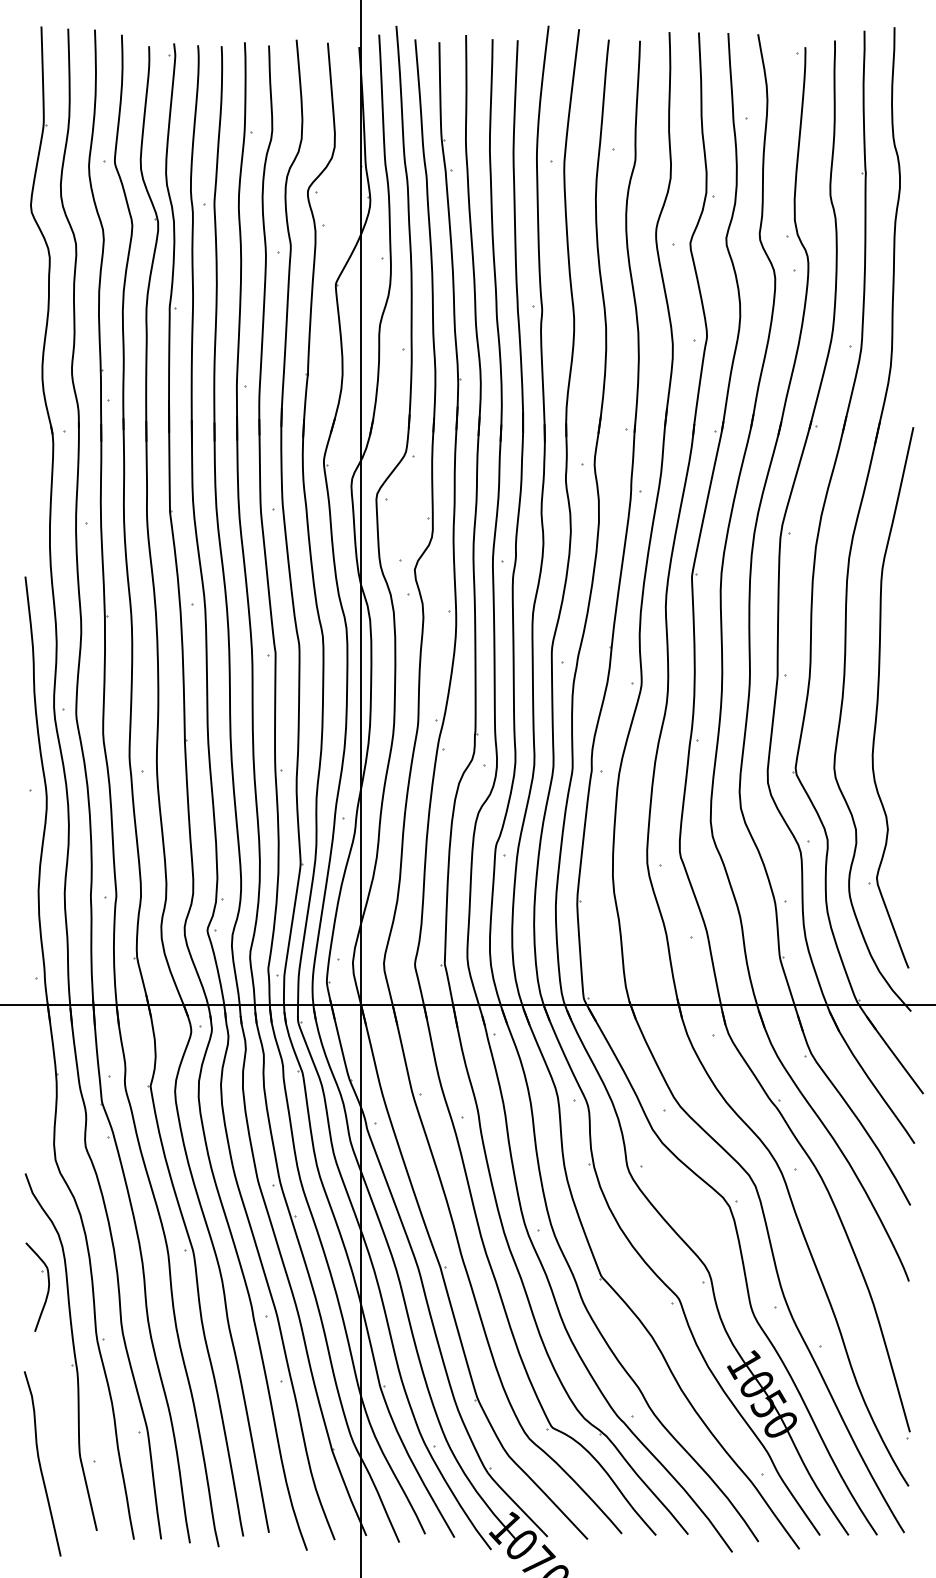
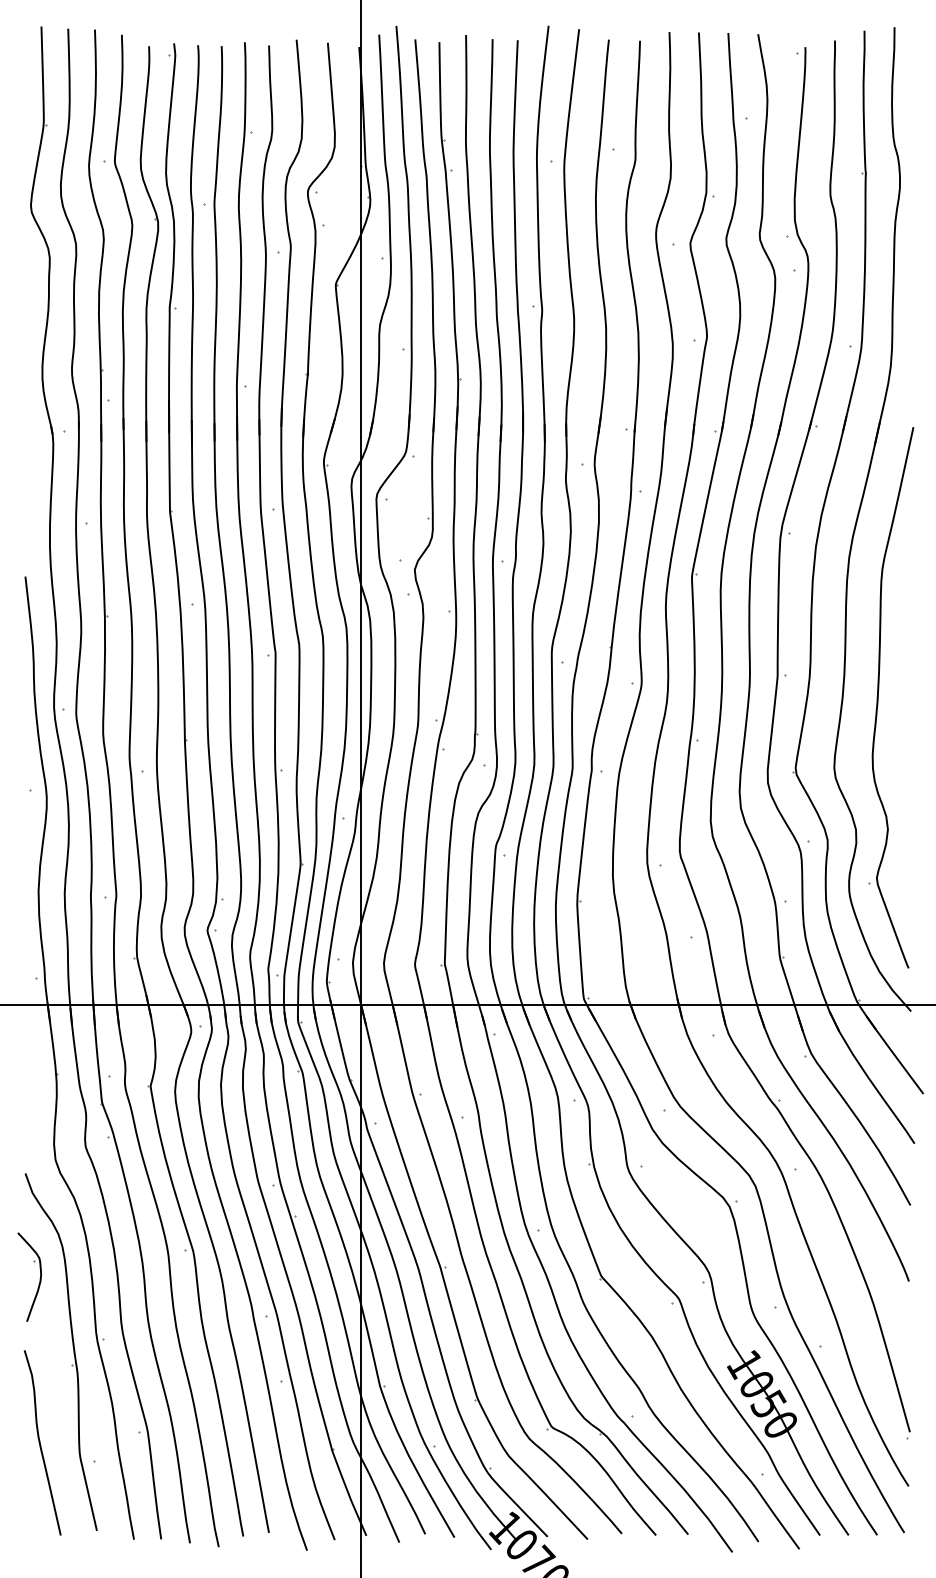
part position: (47, 1288) -> (39, 1278) (39, 1278)
curve position: (40, 1463) -> (40, 1442) (40, 1442)
